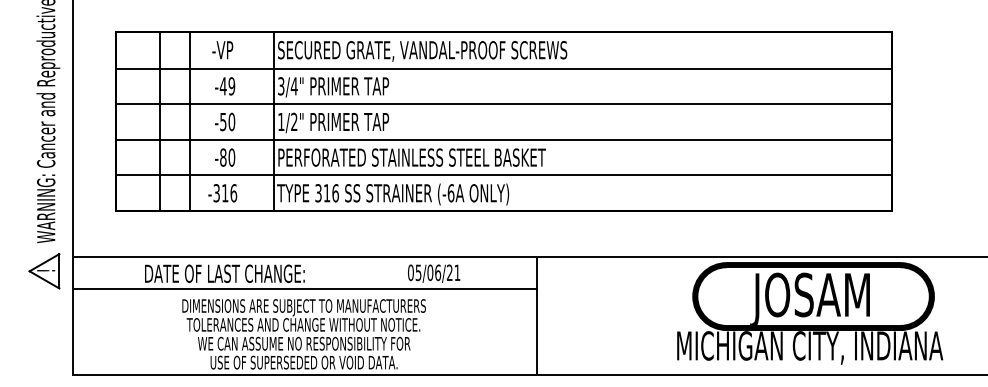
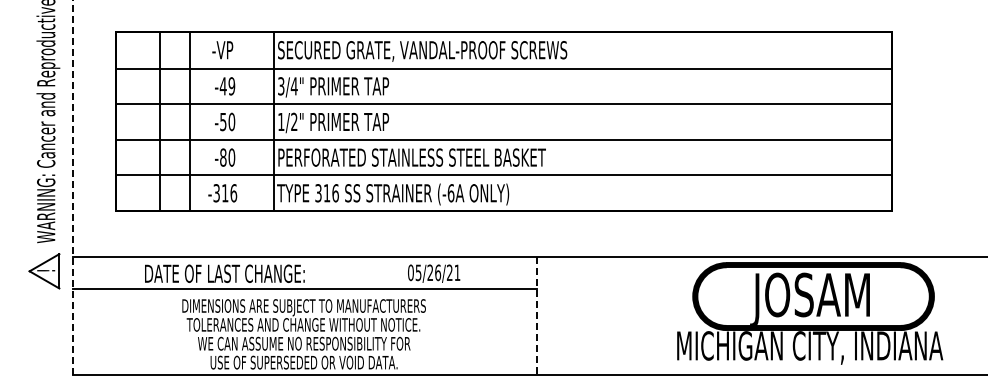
line: solid -> dashed (72, 187)
text: 05/06/21 -> 05/26/21 (430, 272)
line: solid -> dashed (536, 316)
